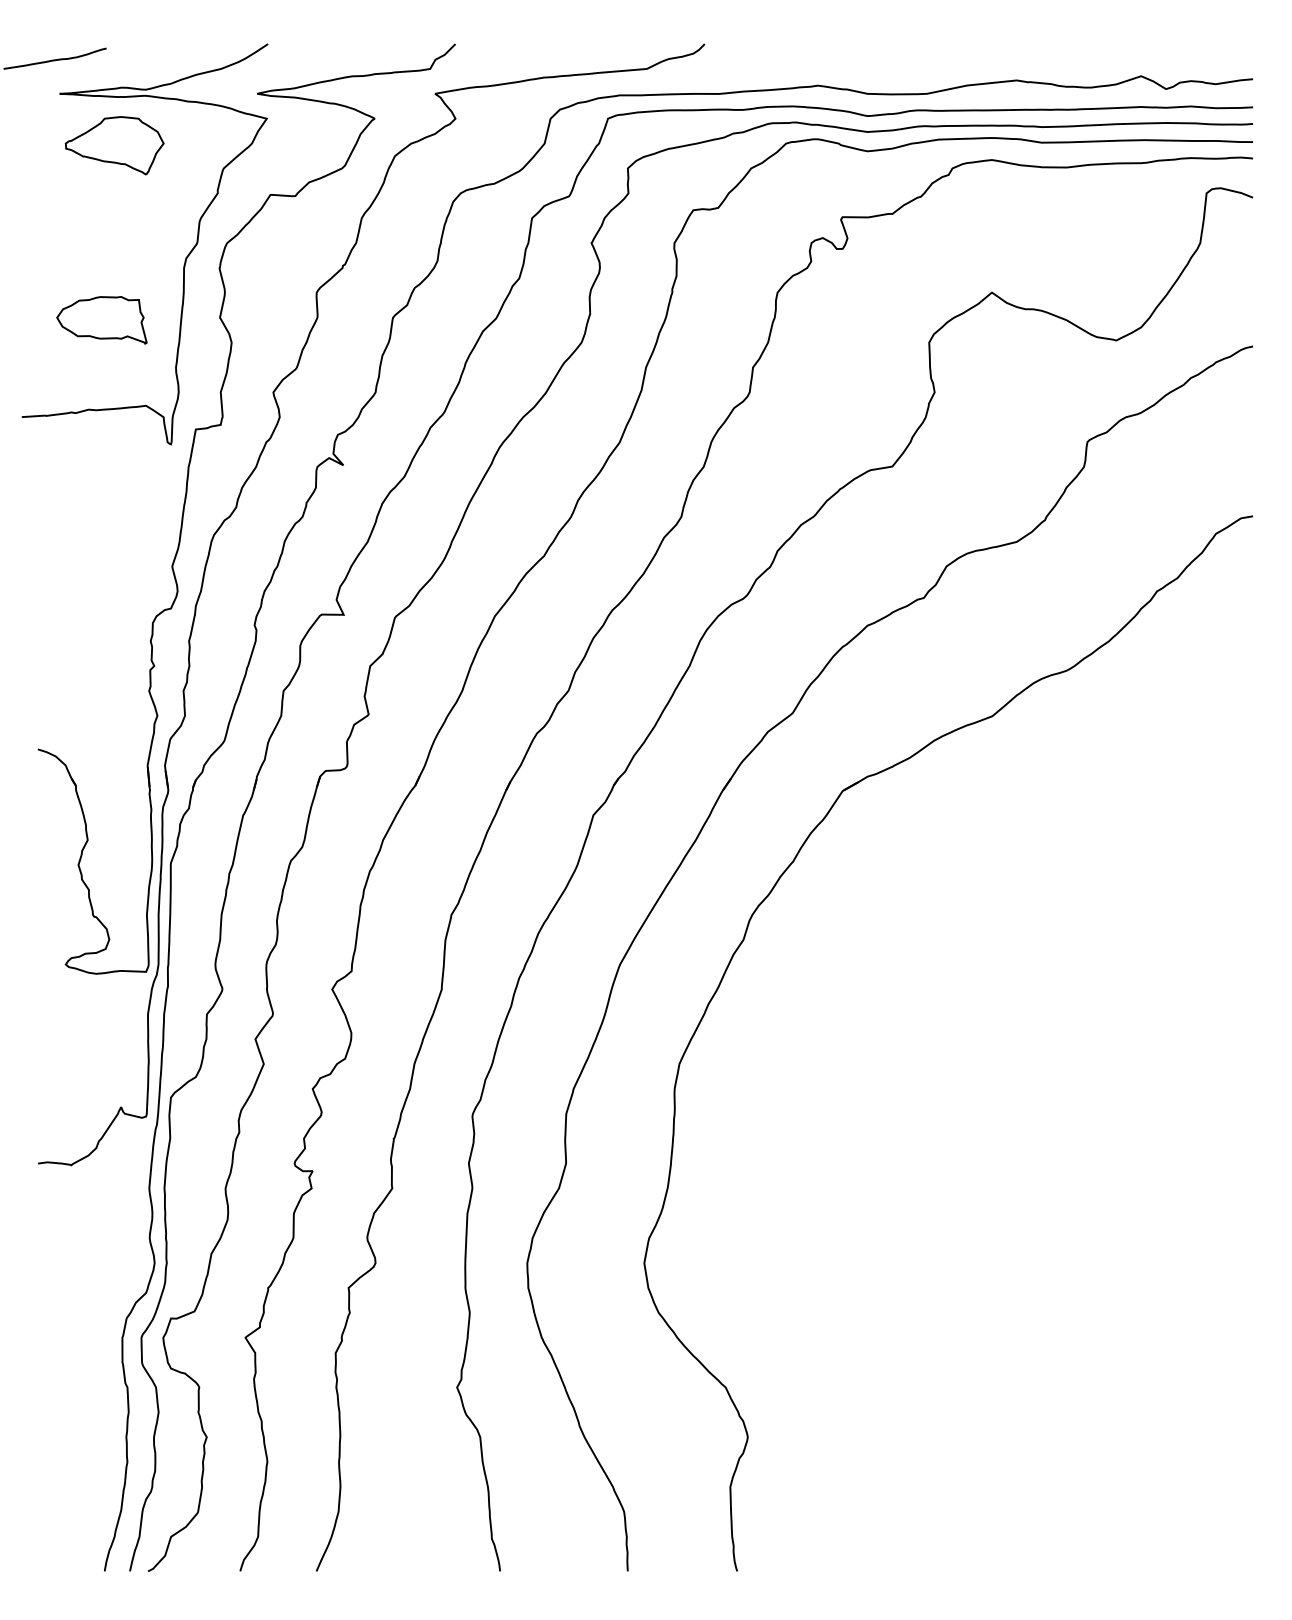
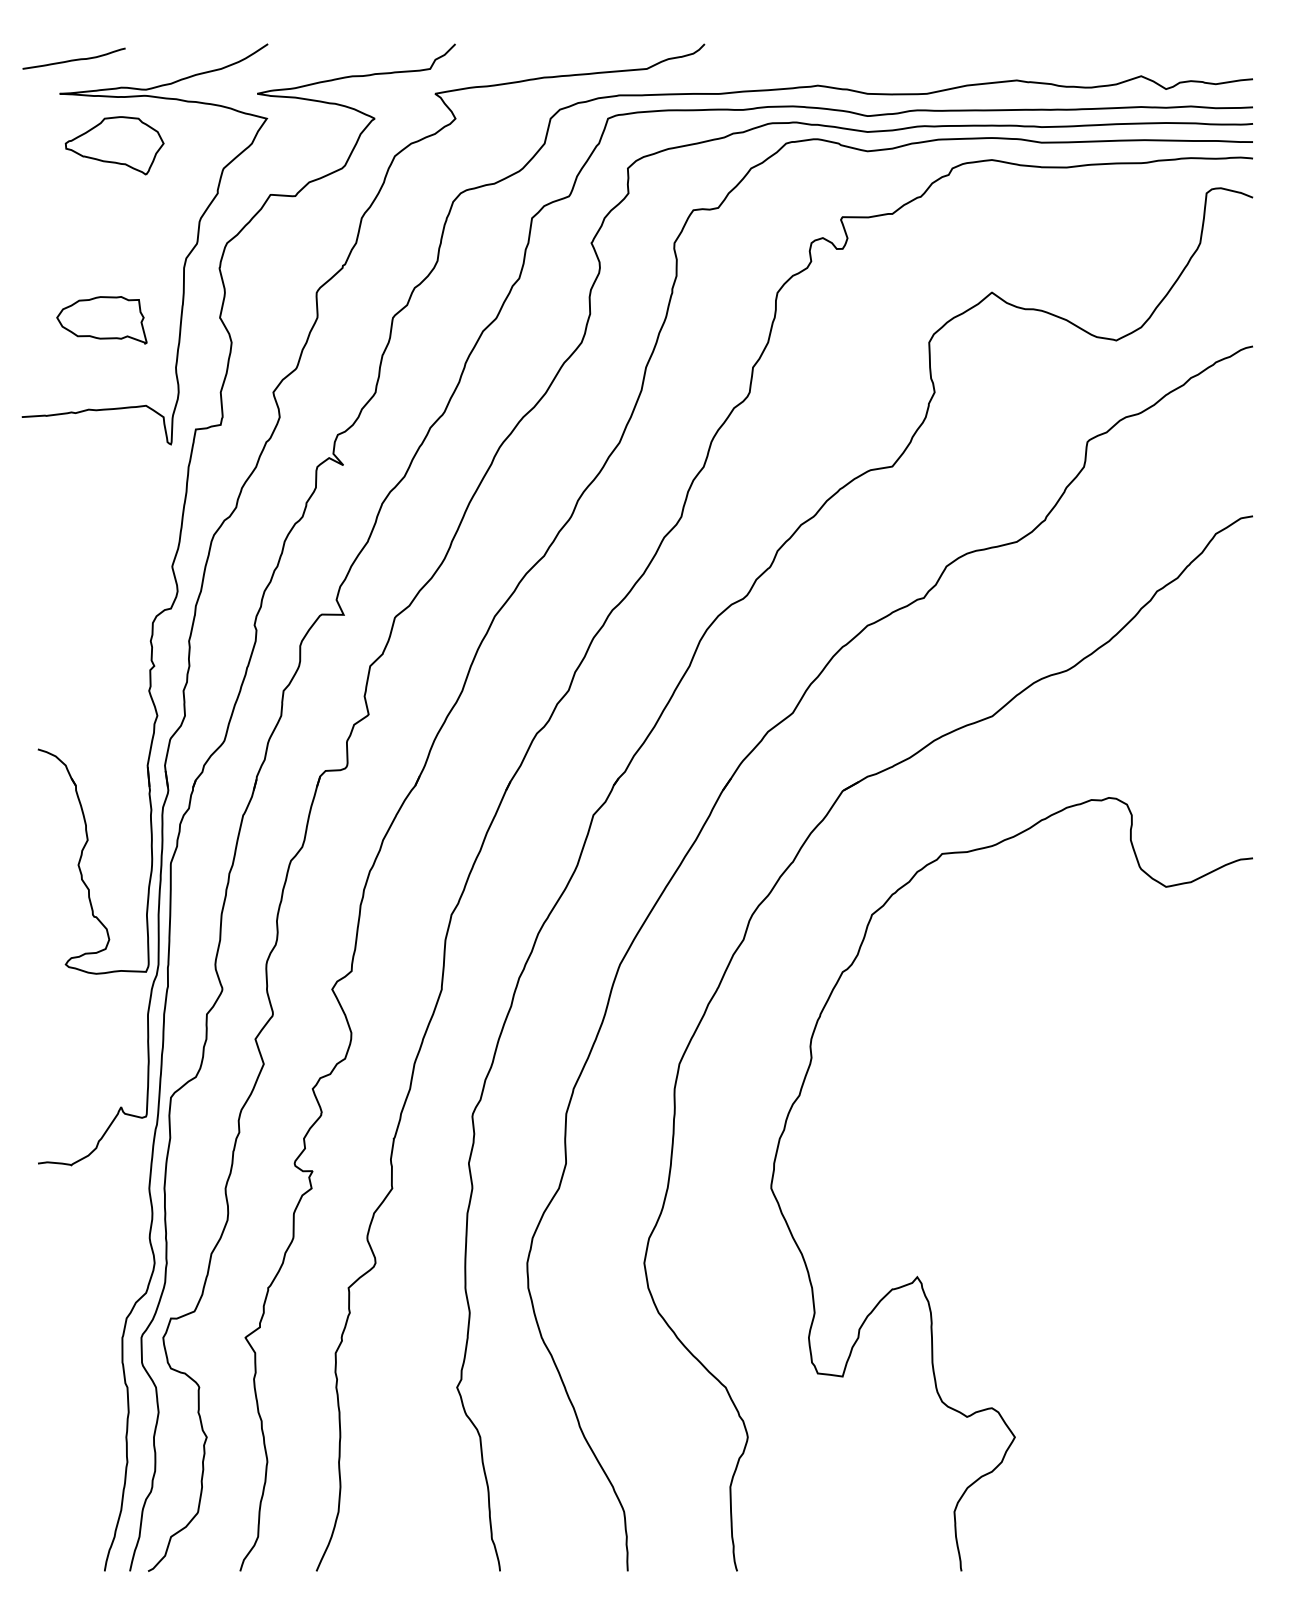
curve position: (54, 59) -> (73, 59) (73, 59)
curve: none -> present (917, 1275)
